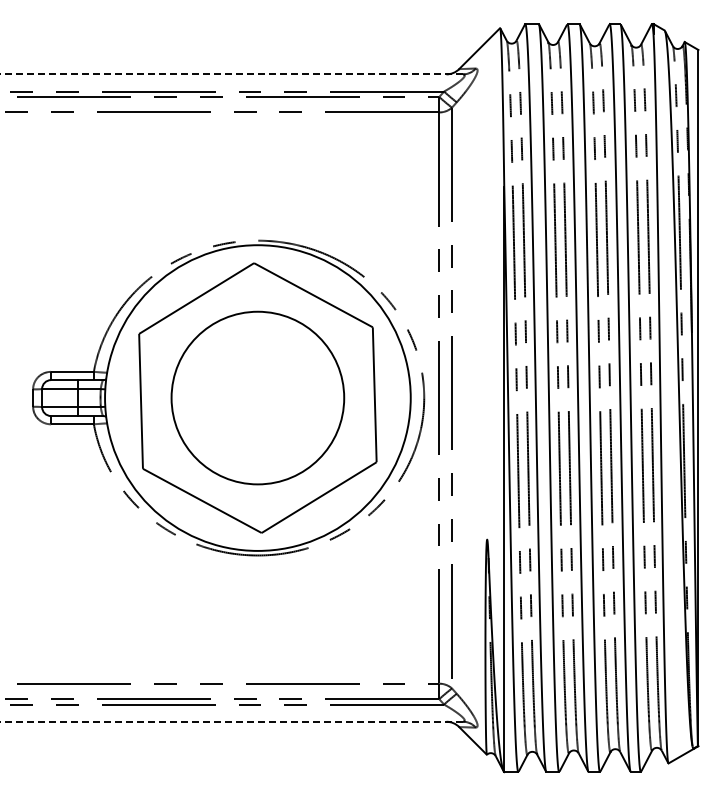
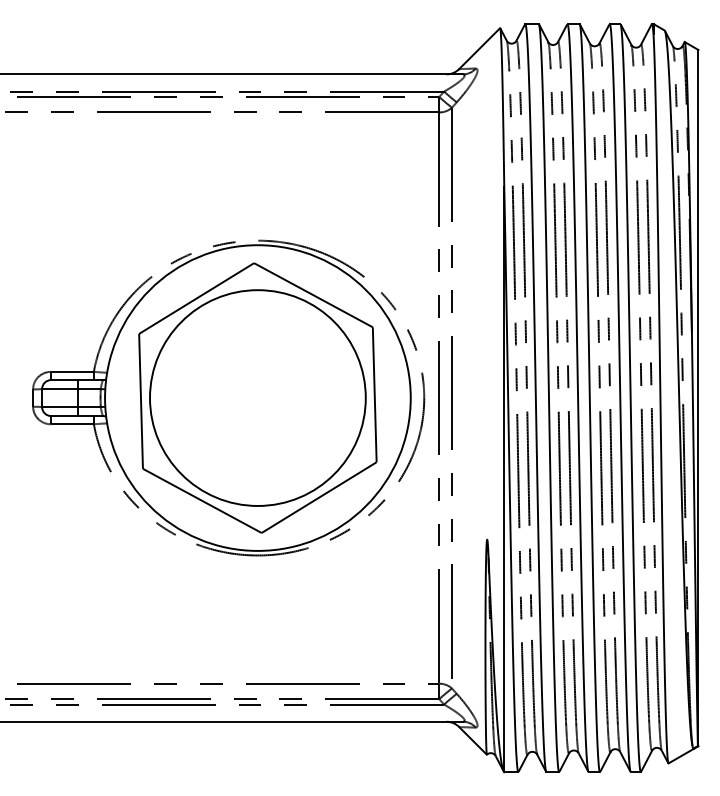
line: dashed -> solid (231, 74)
circle diameter: 173 px -> 216 px (257, 397)
line: dashed -> solid (231, 721)
